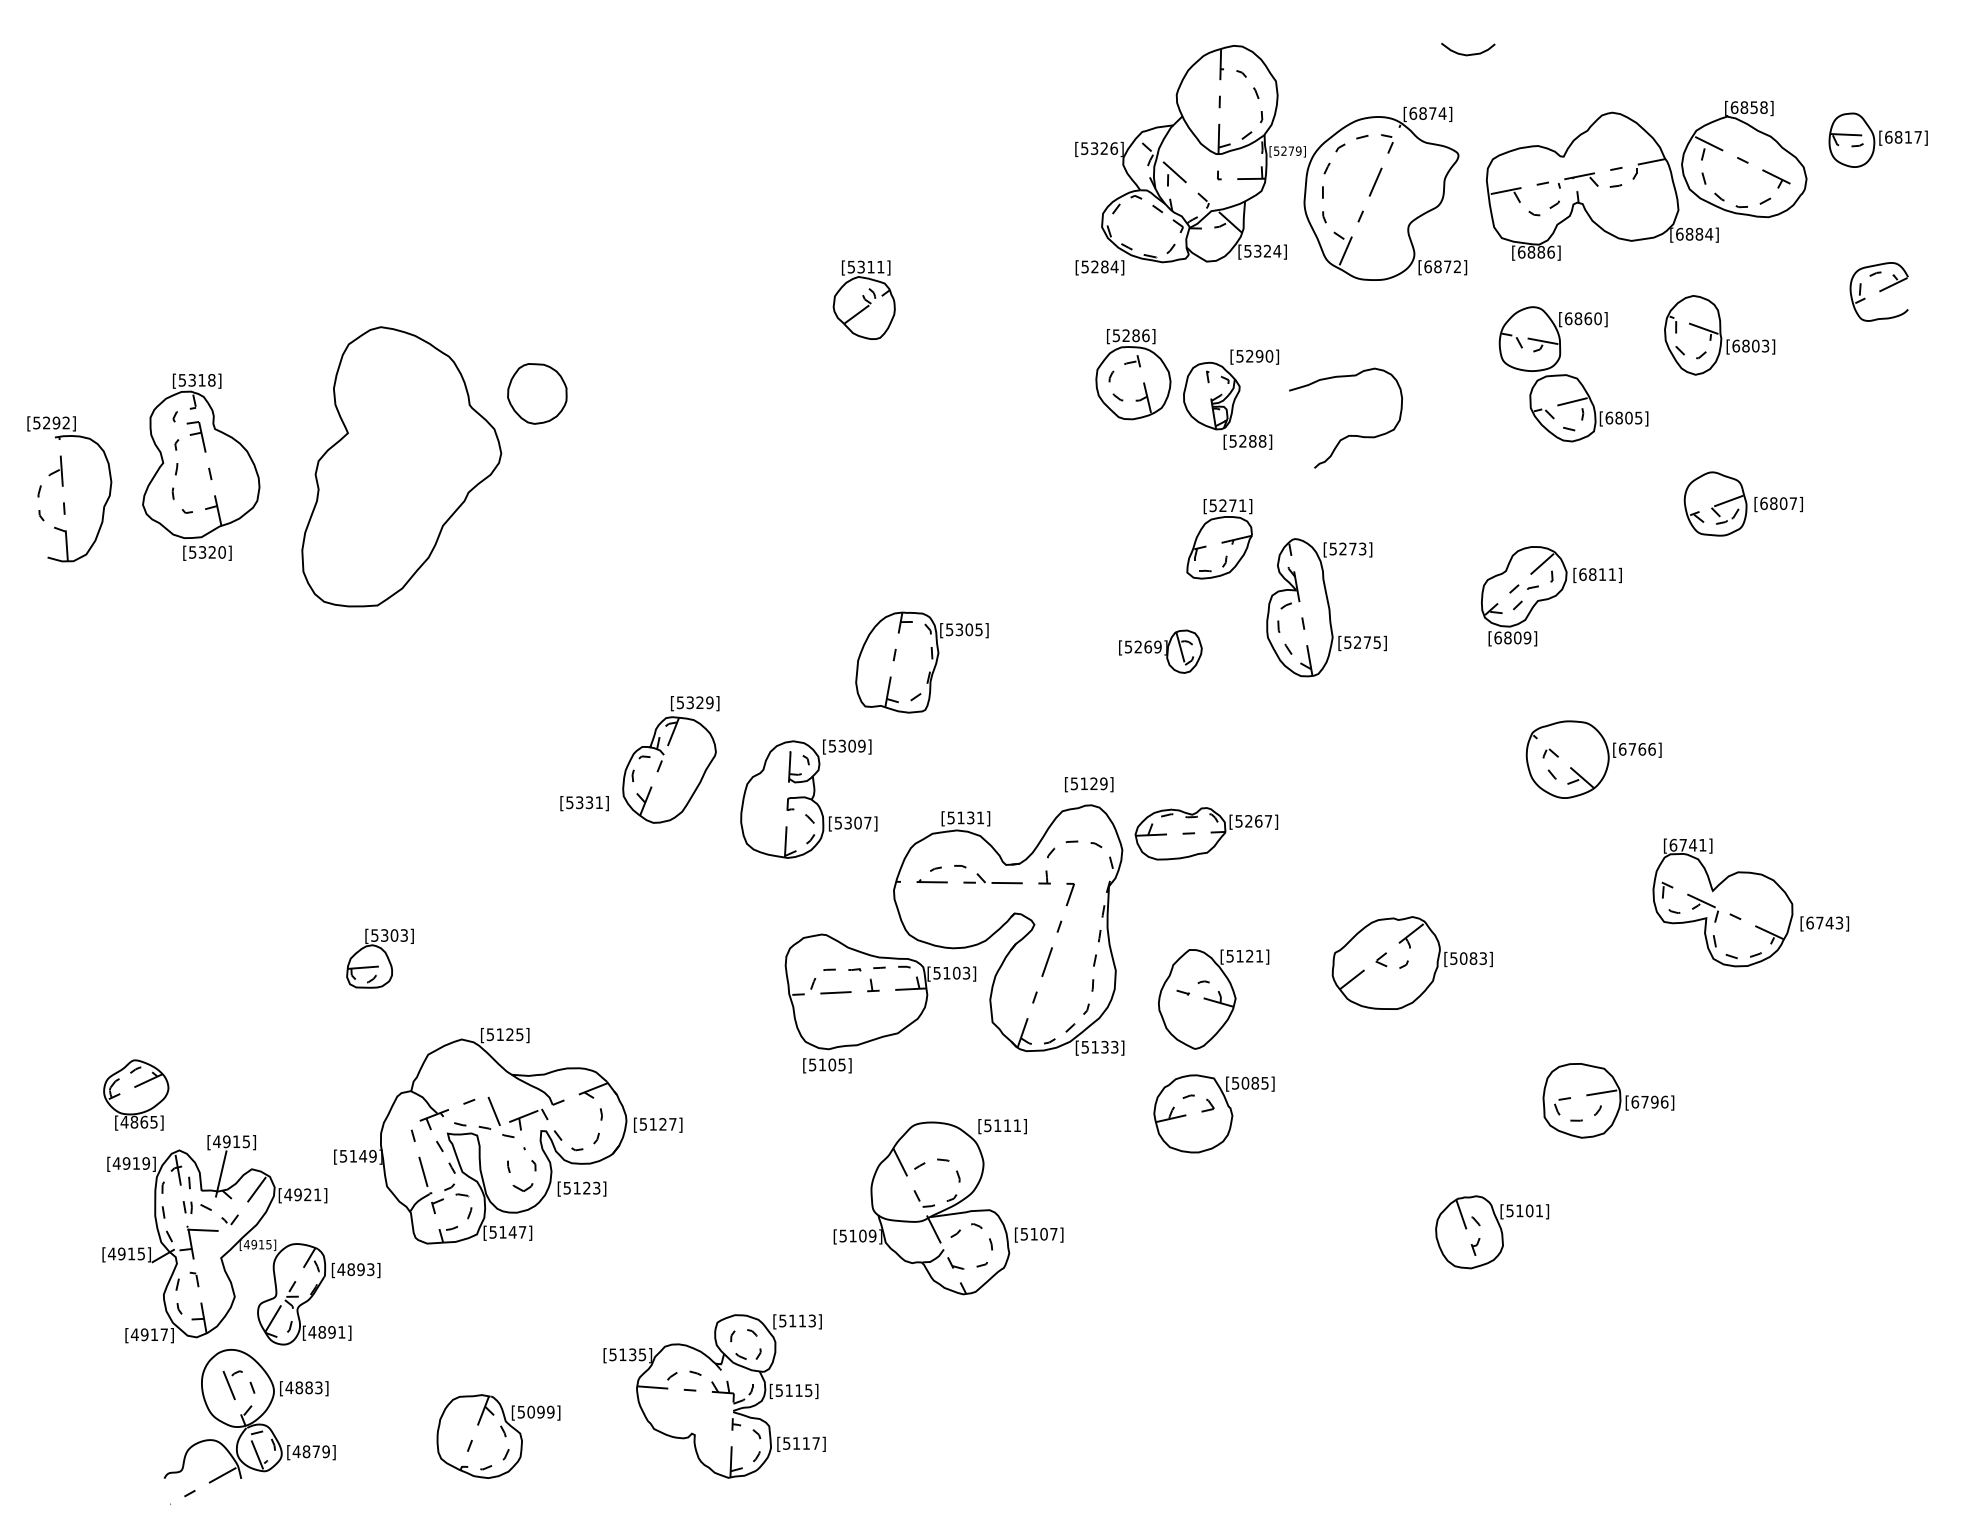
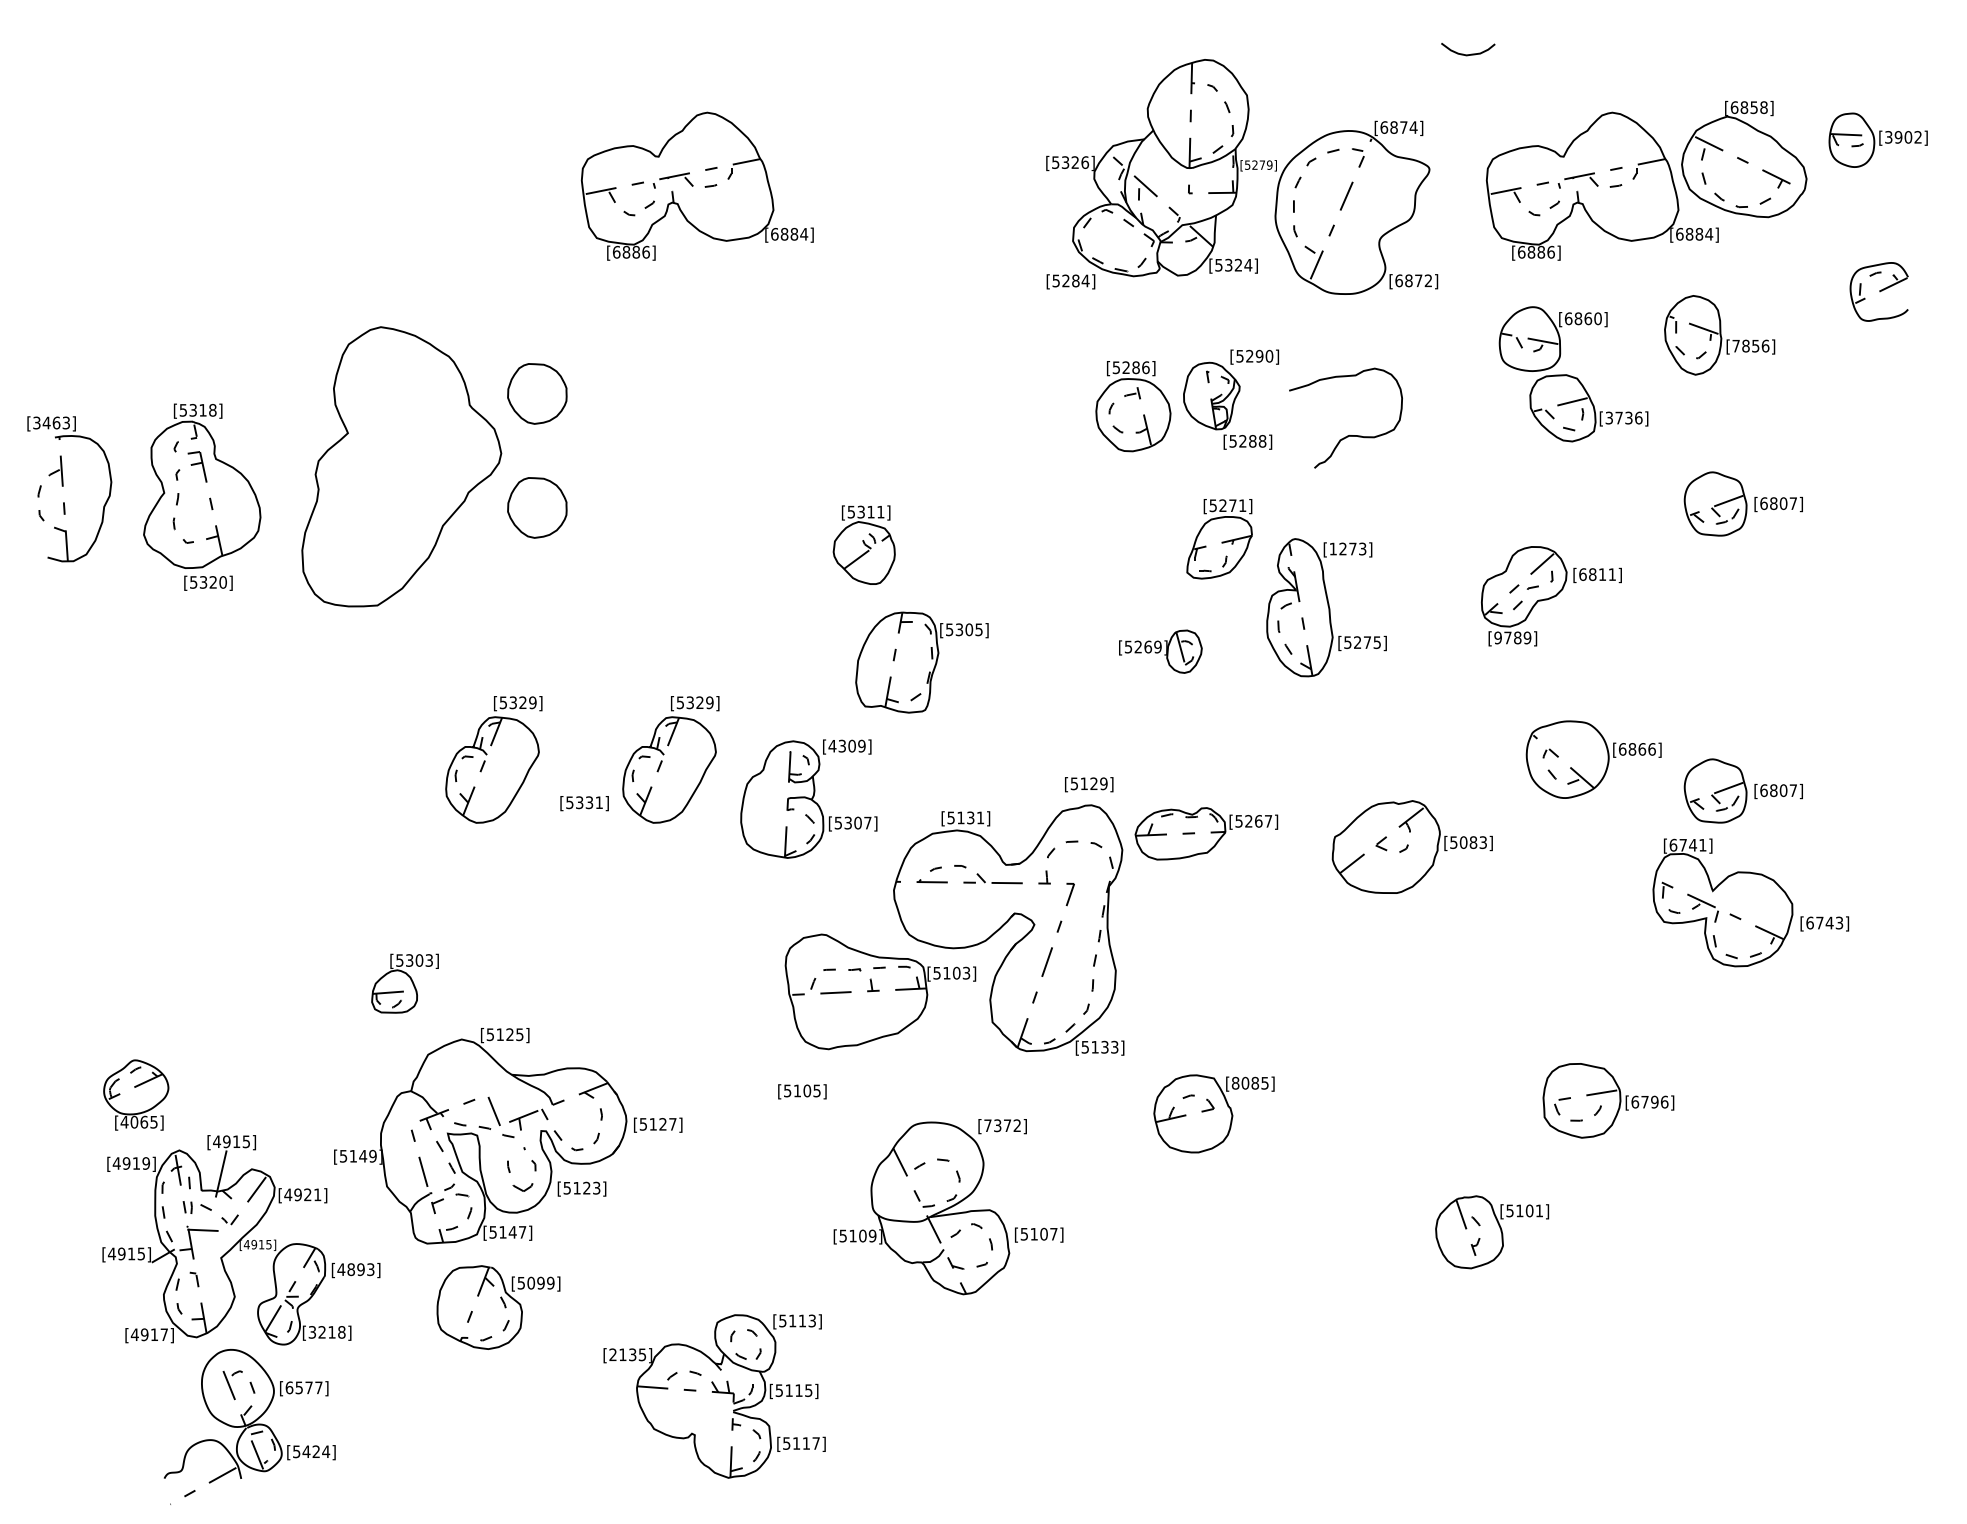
text: [6817] -> [3902] (1903, 137)
part position: (1271, 162) -> (1242, 176) (1242, 176)
part: none -> present (696, 185)
part position: (863, 299) -> (863, 544) (863, 544)
text: [6803] -> [7856] (1750, 345)
part position: (1133, 374) -> (1133, 406) (1133, 406)
text: [6805] -> [3736] (1623, 417)
text: [5292] -> [3463] (51, 422)
part position: (201, 466) -> (202, 496) (202, 496)
part: none -> present (537, 507)
text: [5273] -> [1273] (1332, 548)
text: [6809] -> [9789] (1507, 637)
text: [5309] -> [4309] (832, 746)
text: [6766] -> [6866] (1632, 749)
part: none -> present (493, 759)
part: none -> present (1742, 790)
part position: (379, 958) -> (404, 983) (404, 983)
part position: (1411, 962) -> (1411, 846) (1411, 846)
part: present -> none (1213, 999)
text position: (827, 1065) -> (802, 1091) (802, 1091)
text: [5085] -> [8085] (1235, 1082)
text: [4865] -> [4065] (134, 1122)
text: [5111] -> [7372] (1002, 1125)
text: [4891] -> [3218] (326, 1332)
text: [5135] -> [2135] (612, 1354)
text: [4883] -> [6577] (303, 1387)
part position: (498, 1436) -> (498, 1307) (498, 1307)
text: [4879] -> [5424] (311, 1451)
